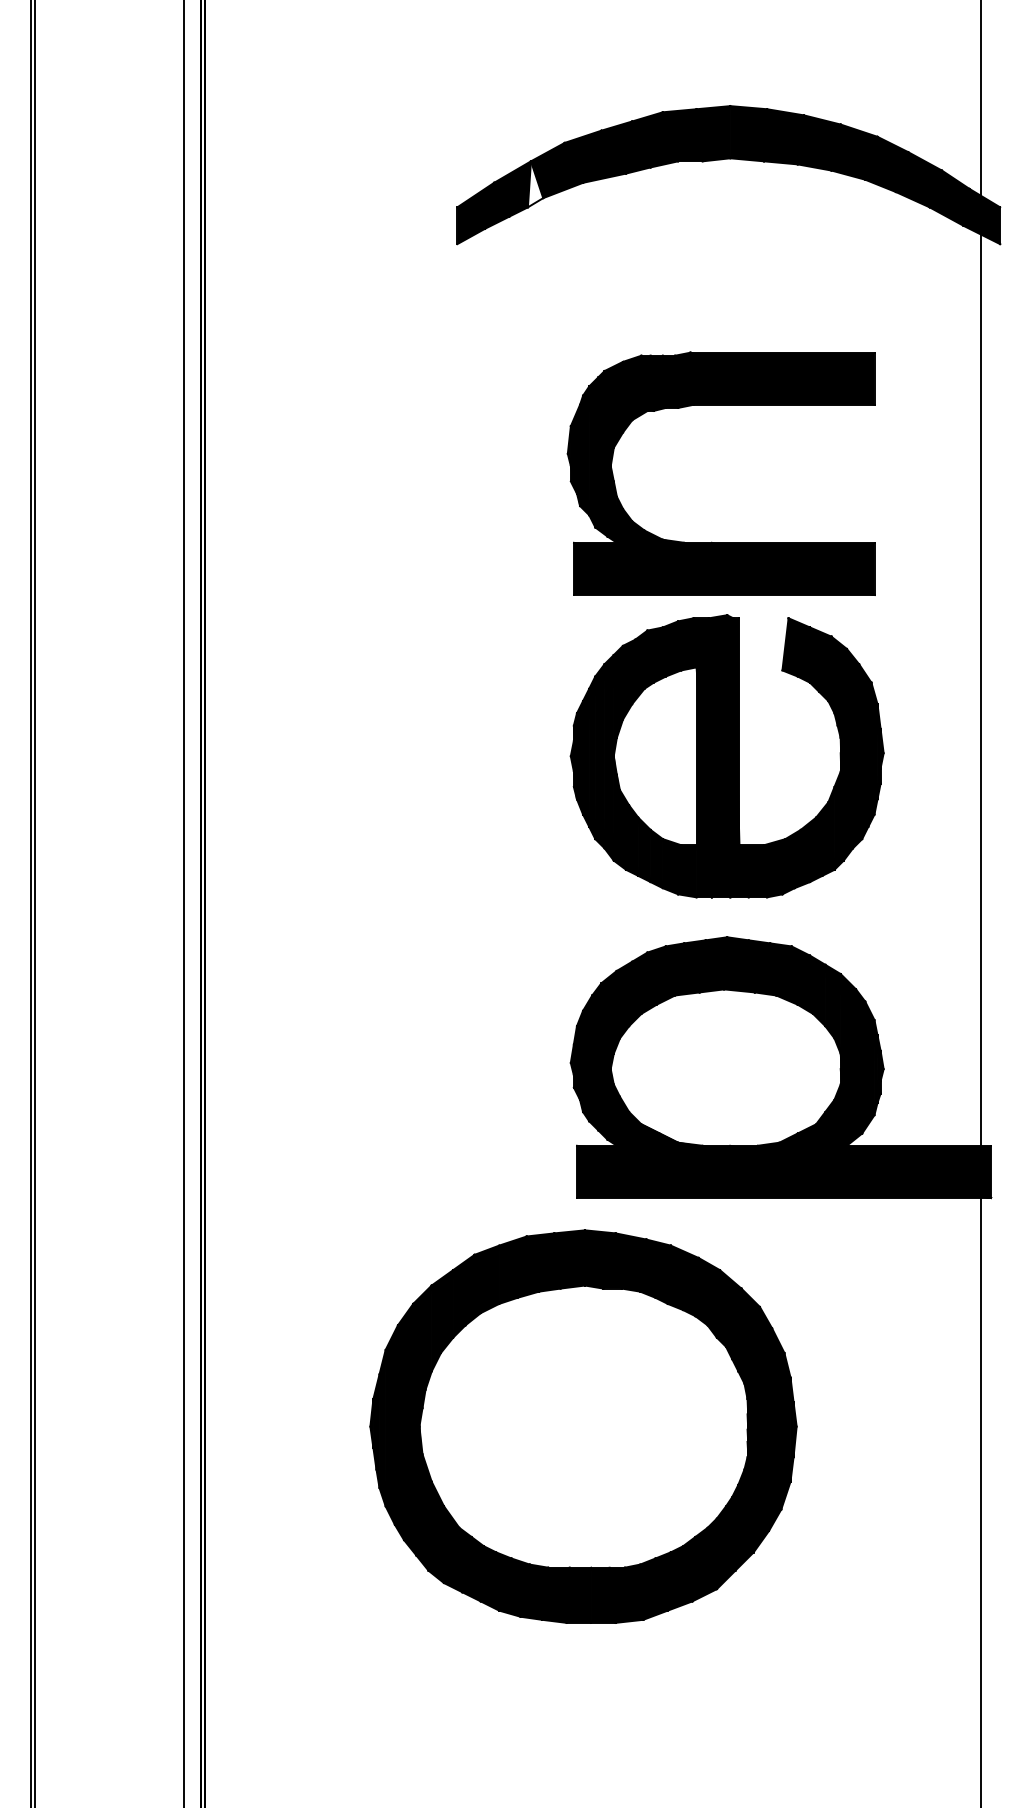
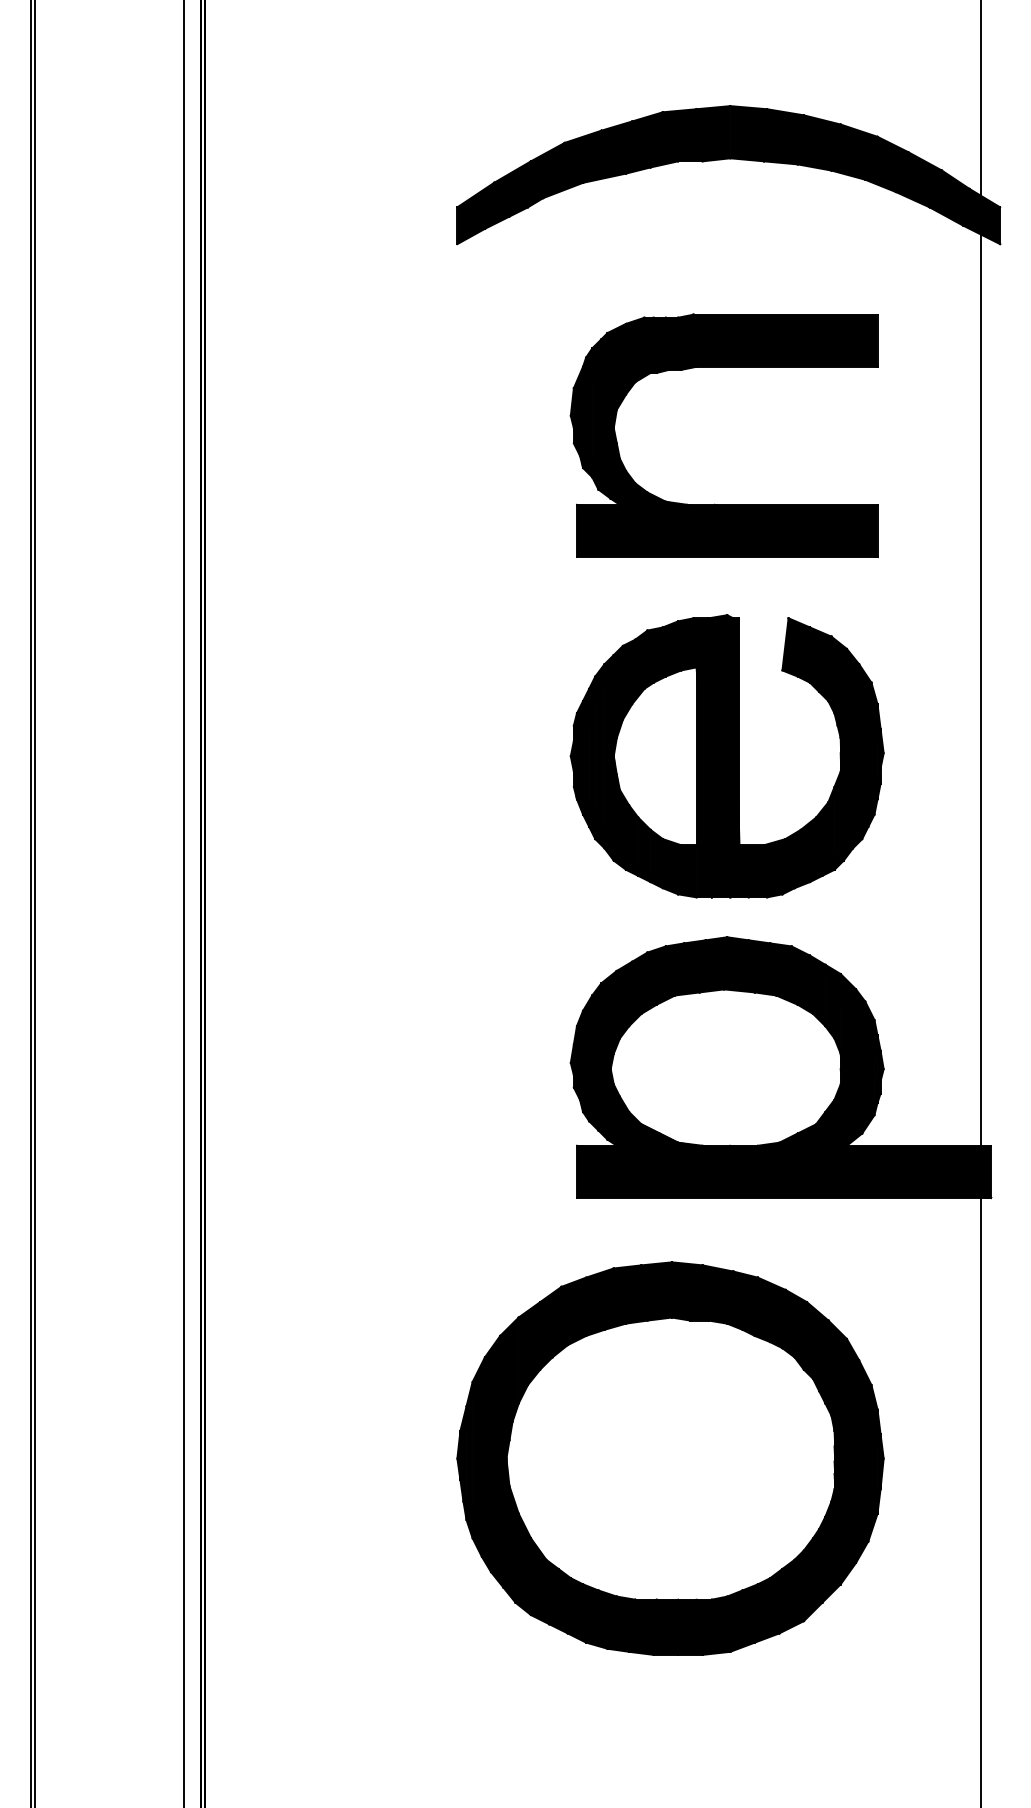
fill: none -> present (535, 184)
part position: (720, 405) -> (723, 367) (723, 367)
part position: (583, 1426) -> (670, 1458) (670, 1458)
